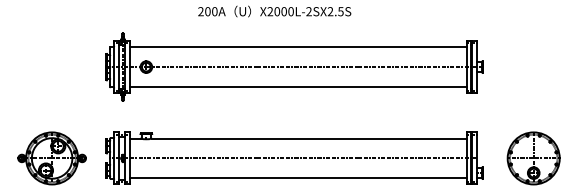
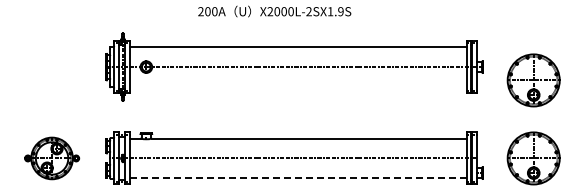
text: X2000L-2SX2.5S -> X2000L-2SX1.9S (335, 11)
part: none -> present (533, 80)
line: present -> none (298, 86)
part size: 70x55 px -> 57x45 px (52, 158)
line: solid -> dashed (299, 178)
